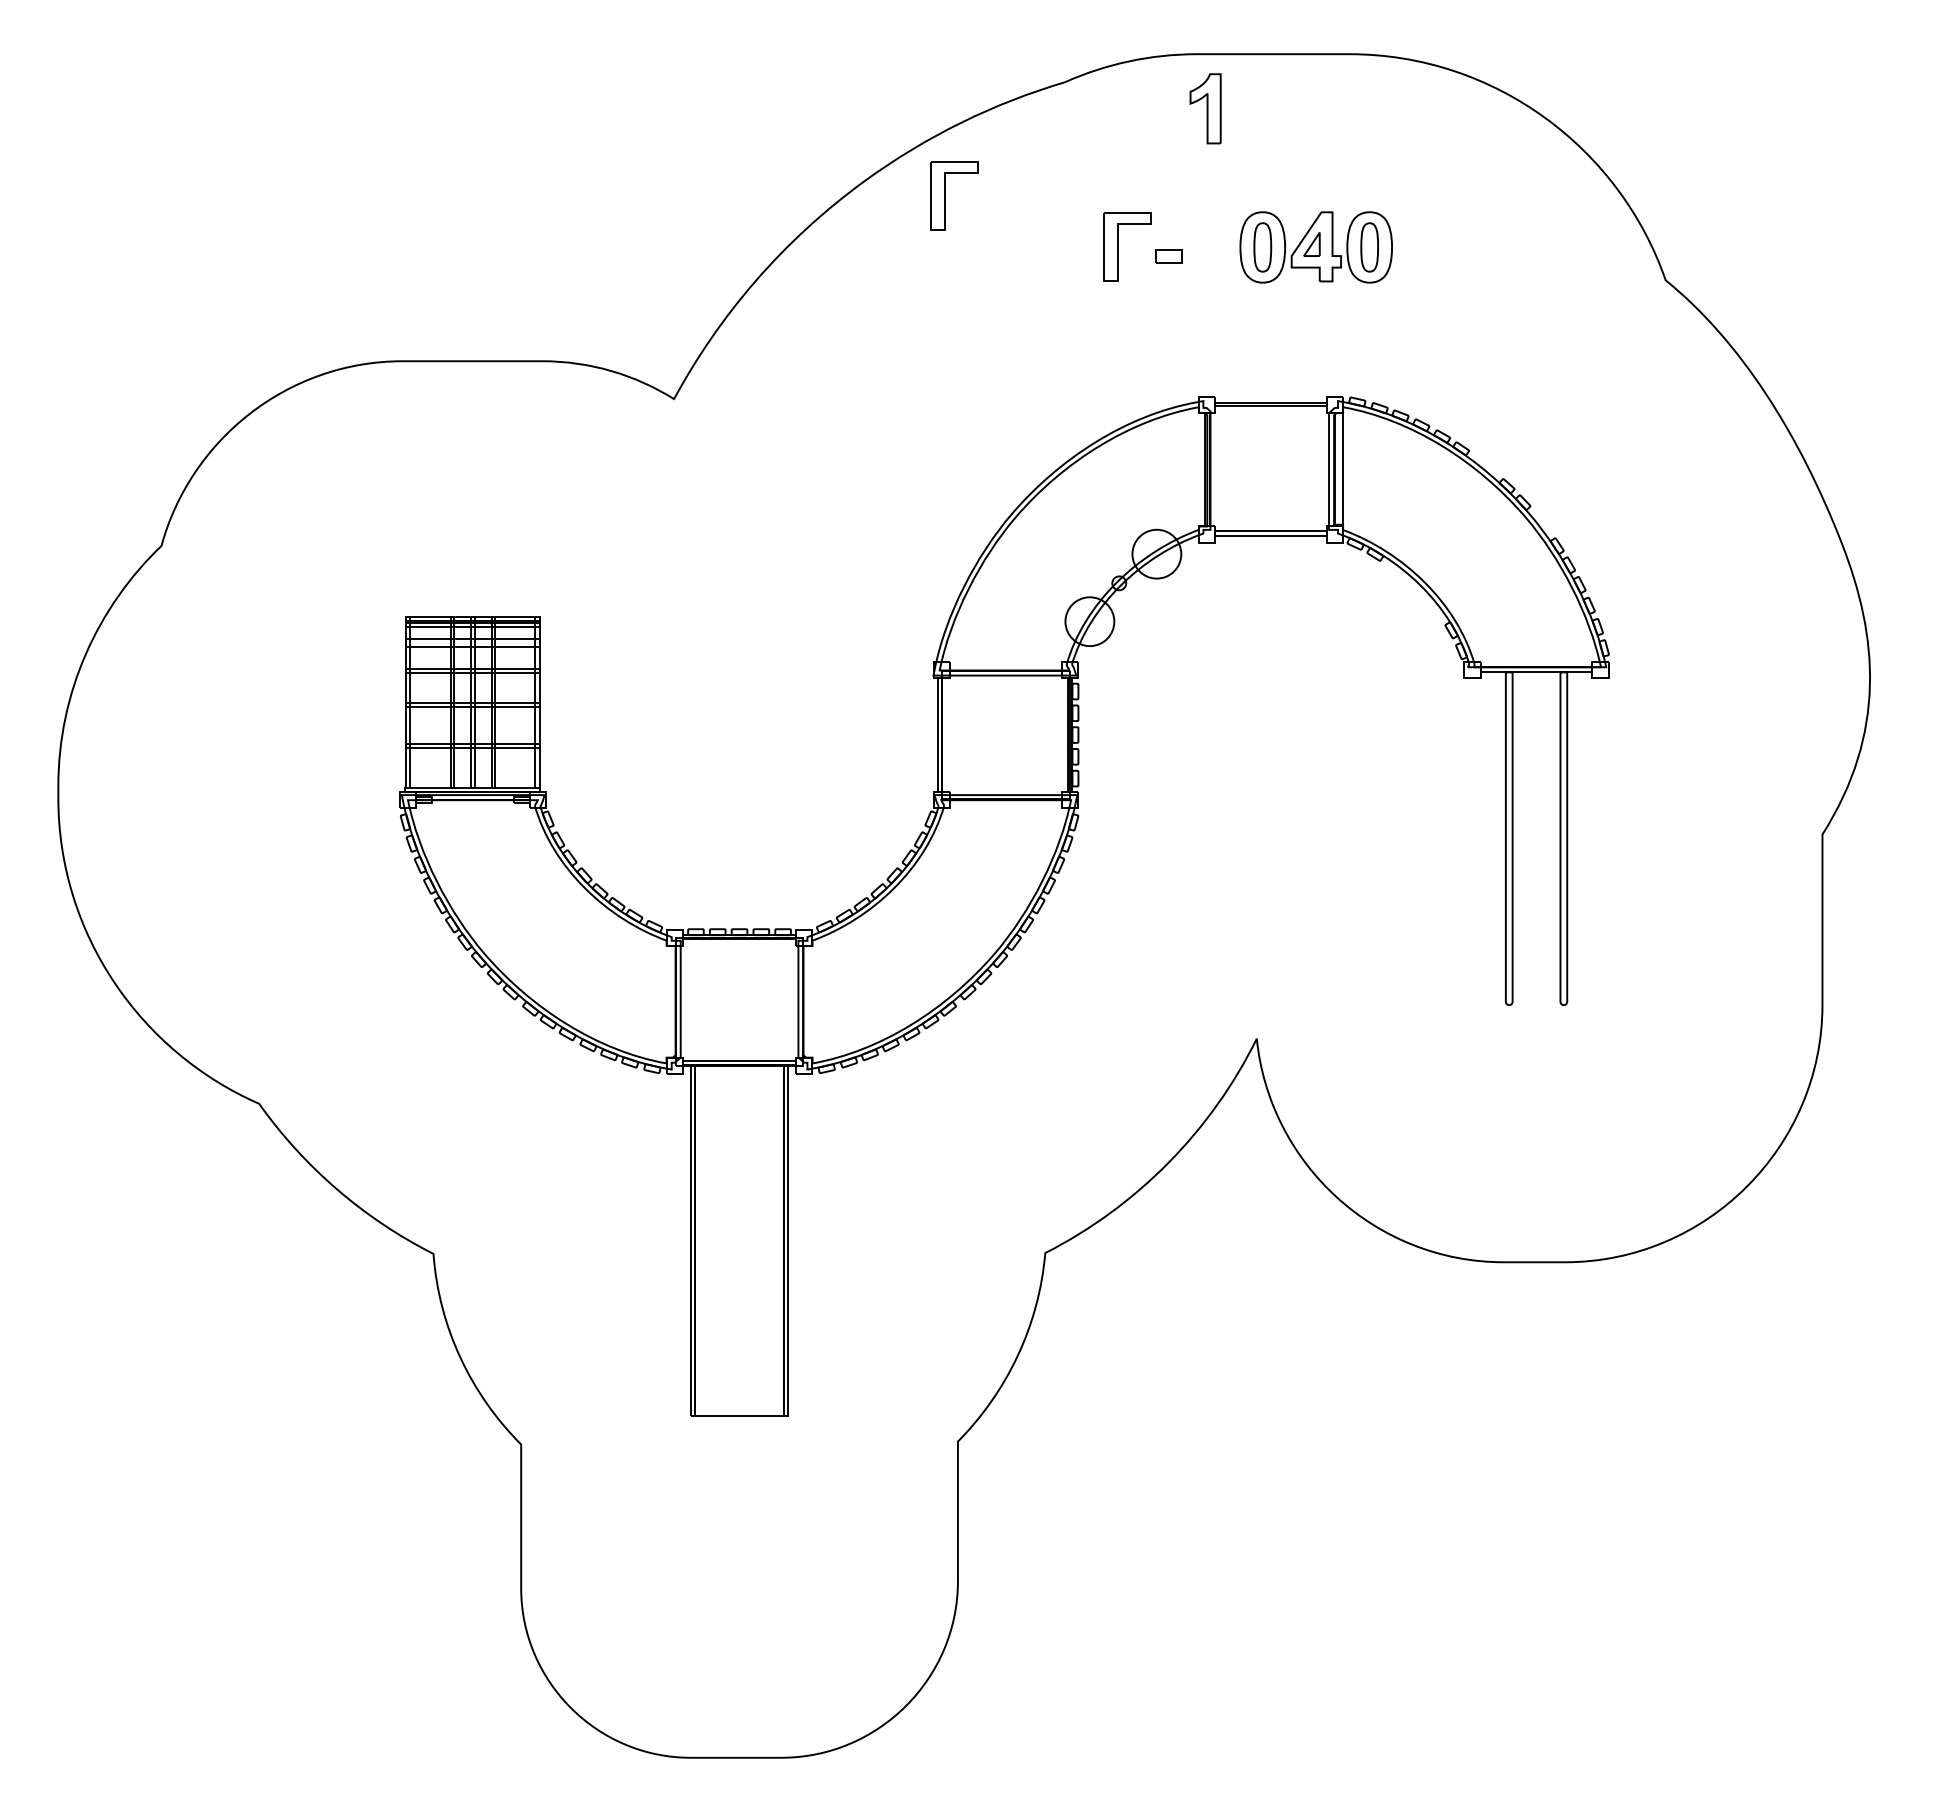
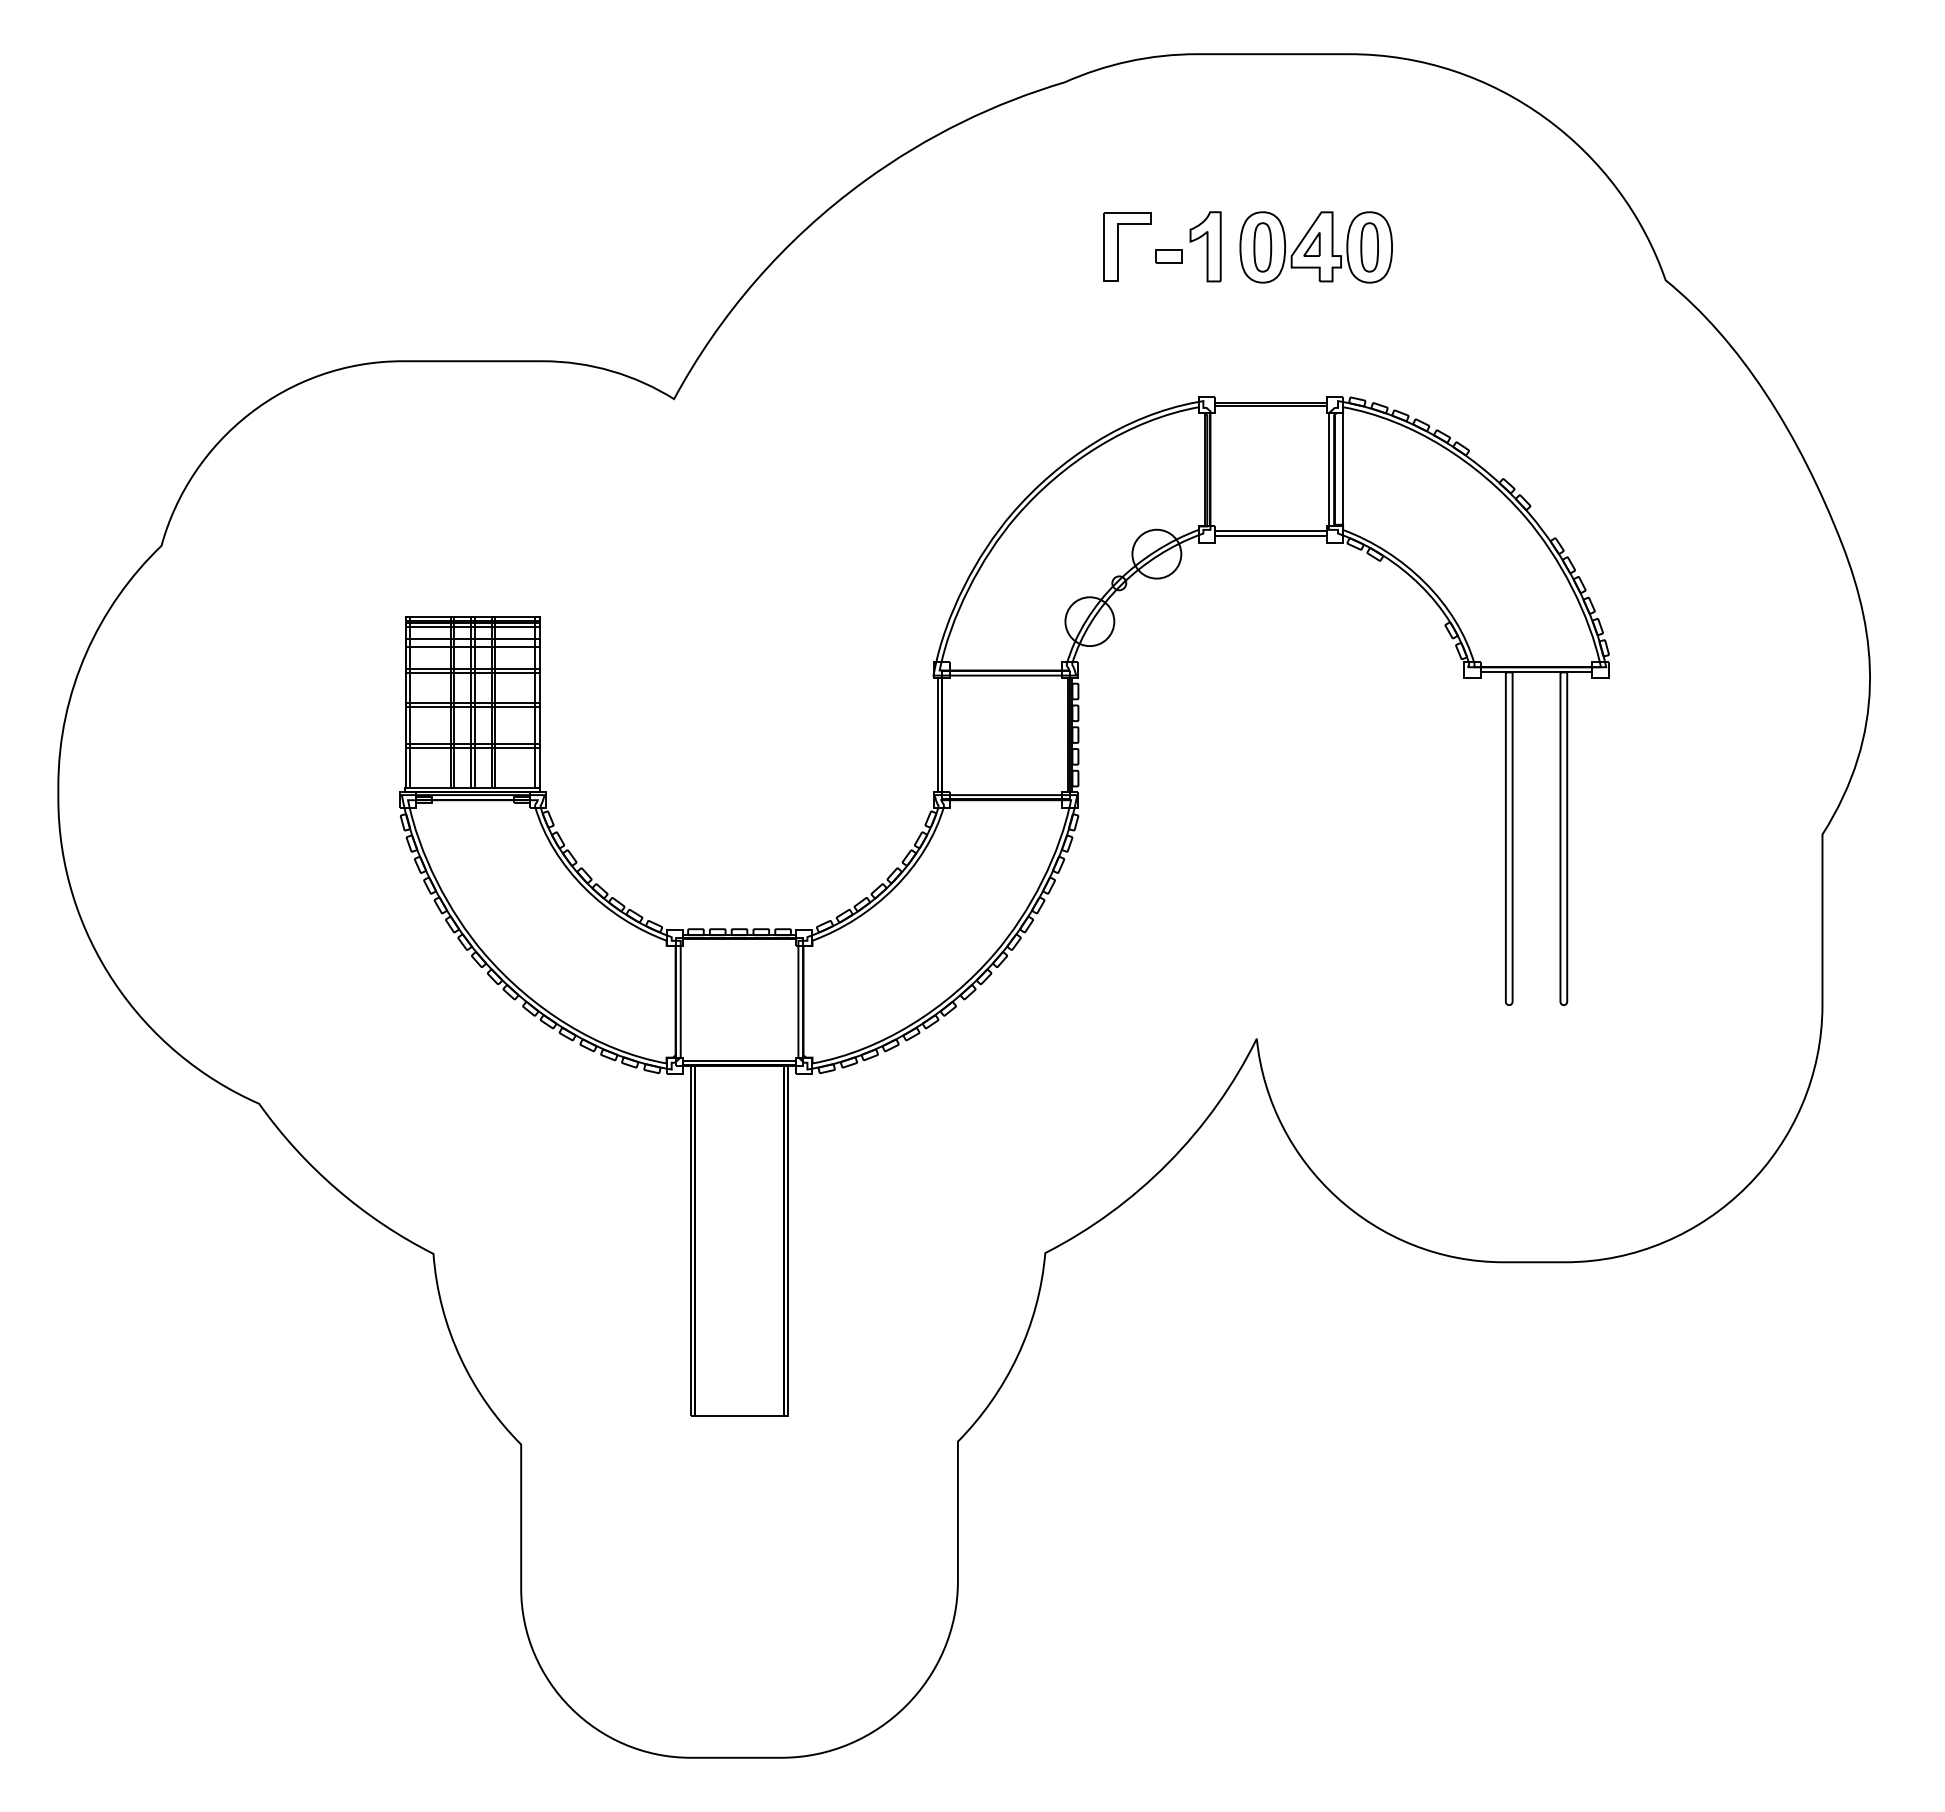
part position: (1205, 108) -> (1205, 246) (1205, 246)
part: present -> none (945, 195)
